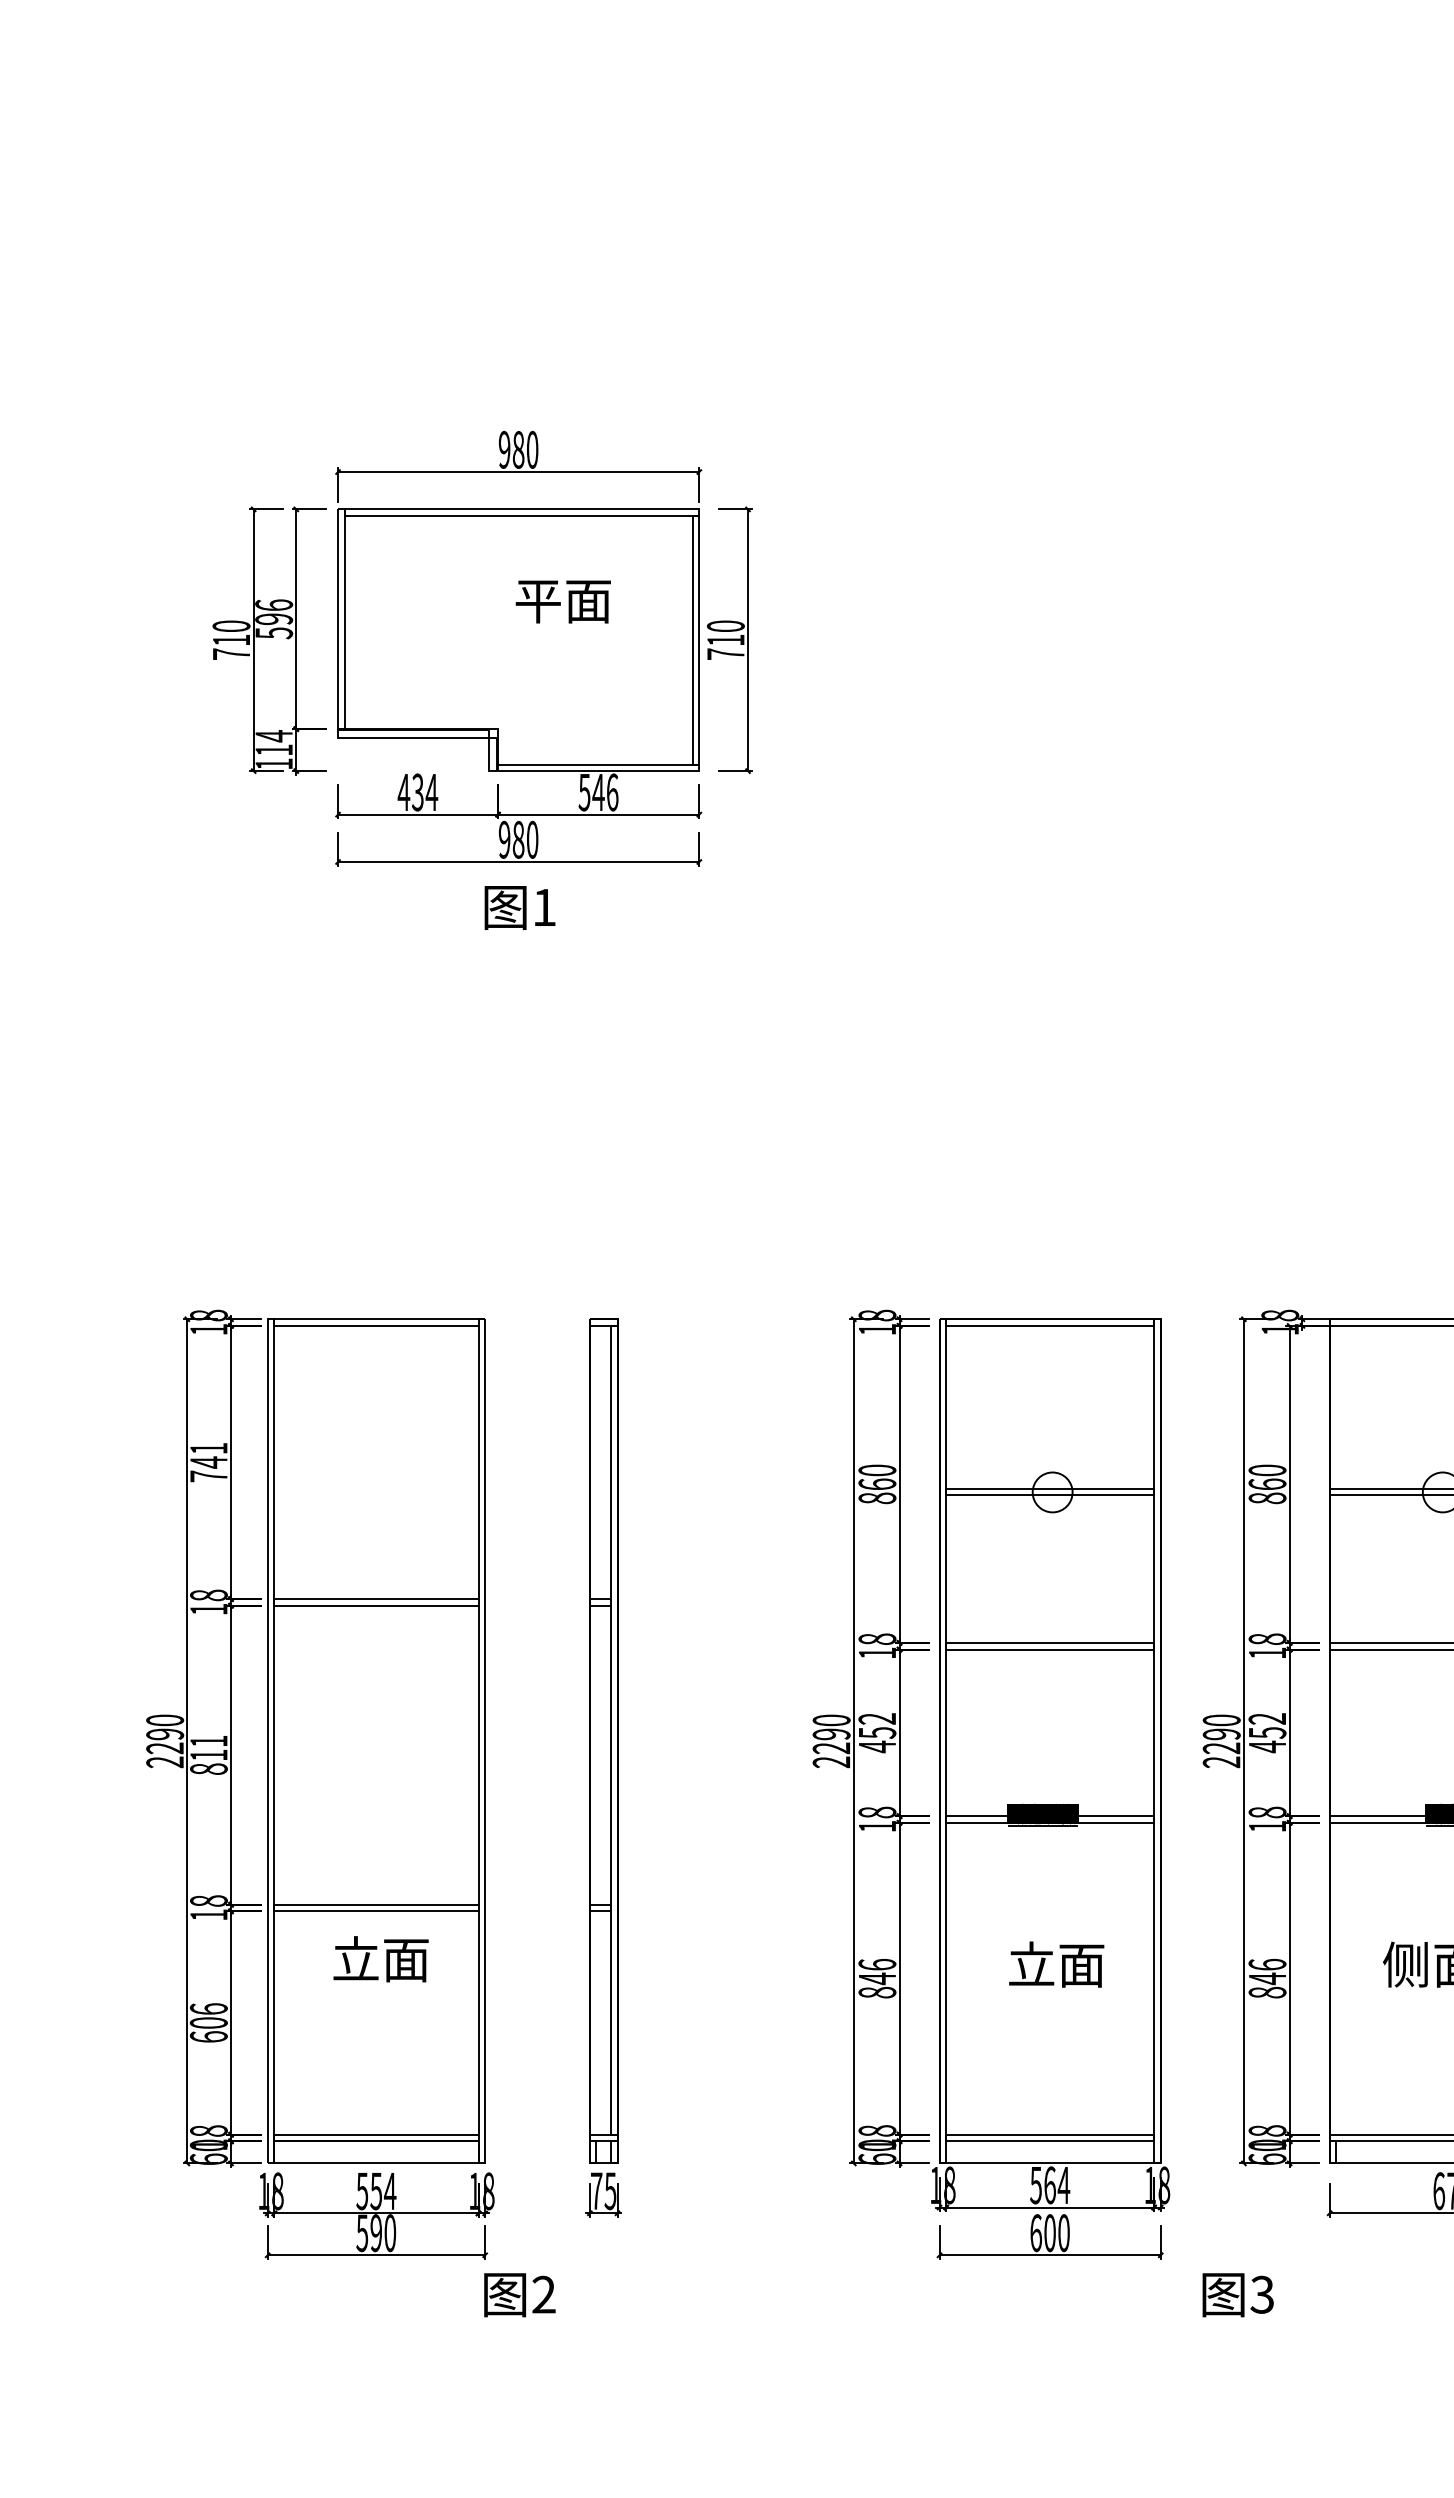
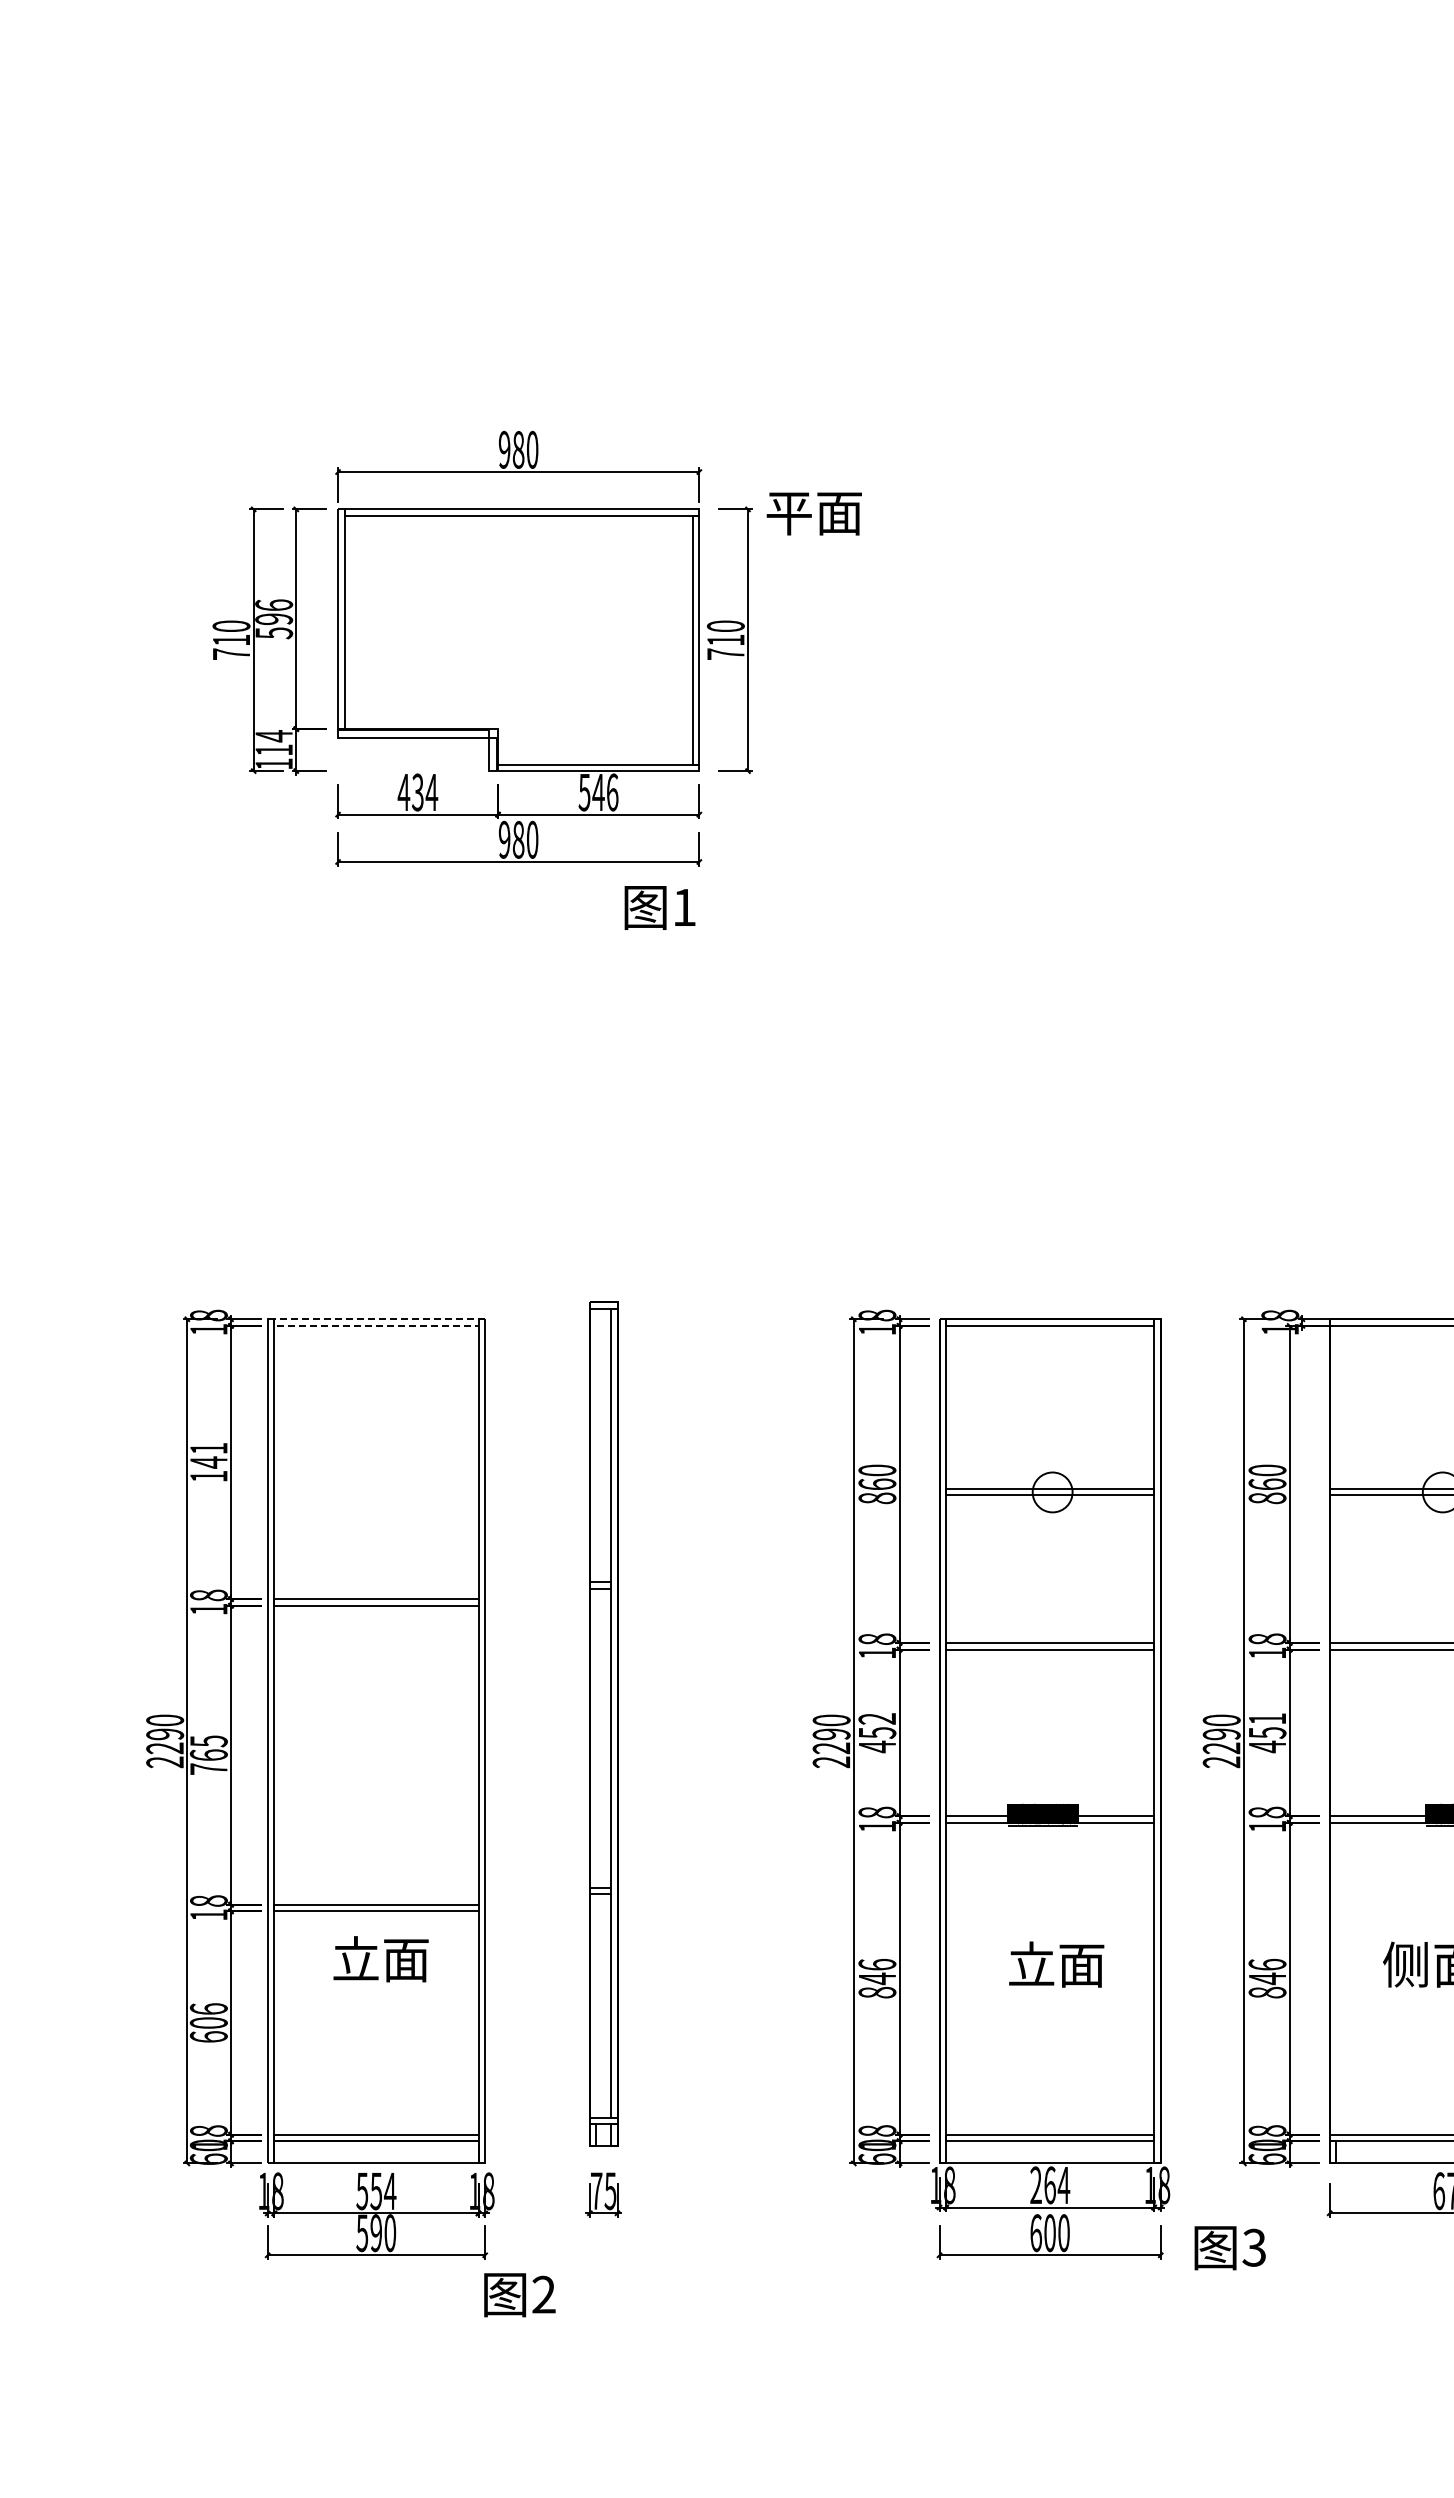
text position: (562, 601) -> (813, 513) (813, 513)
text position: (519, 907) -> (659, 907) (659, 907)
line: solid -> dashed (274, 1320)
text: 741 -> 141 (208, 1476)
text: 452 -> 451 (1266, 1718)
part position: (603, 1740) -> (603, 1723) (603, 1723)
text: 811 -> 765 (208, 1754)
text: 564 -> 264 (1035, 2185)
text position: (1237, 2295) -> (1229, 2248) (1229, 2248)
